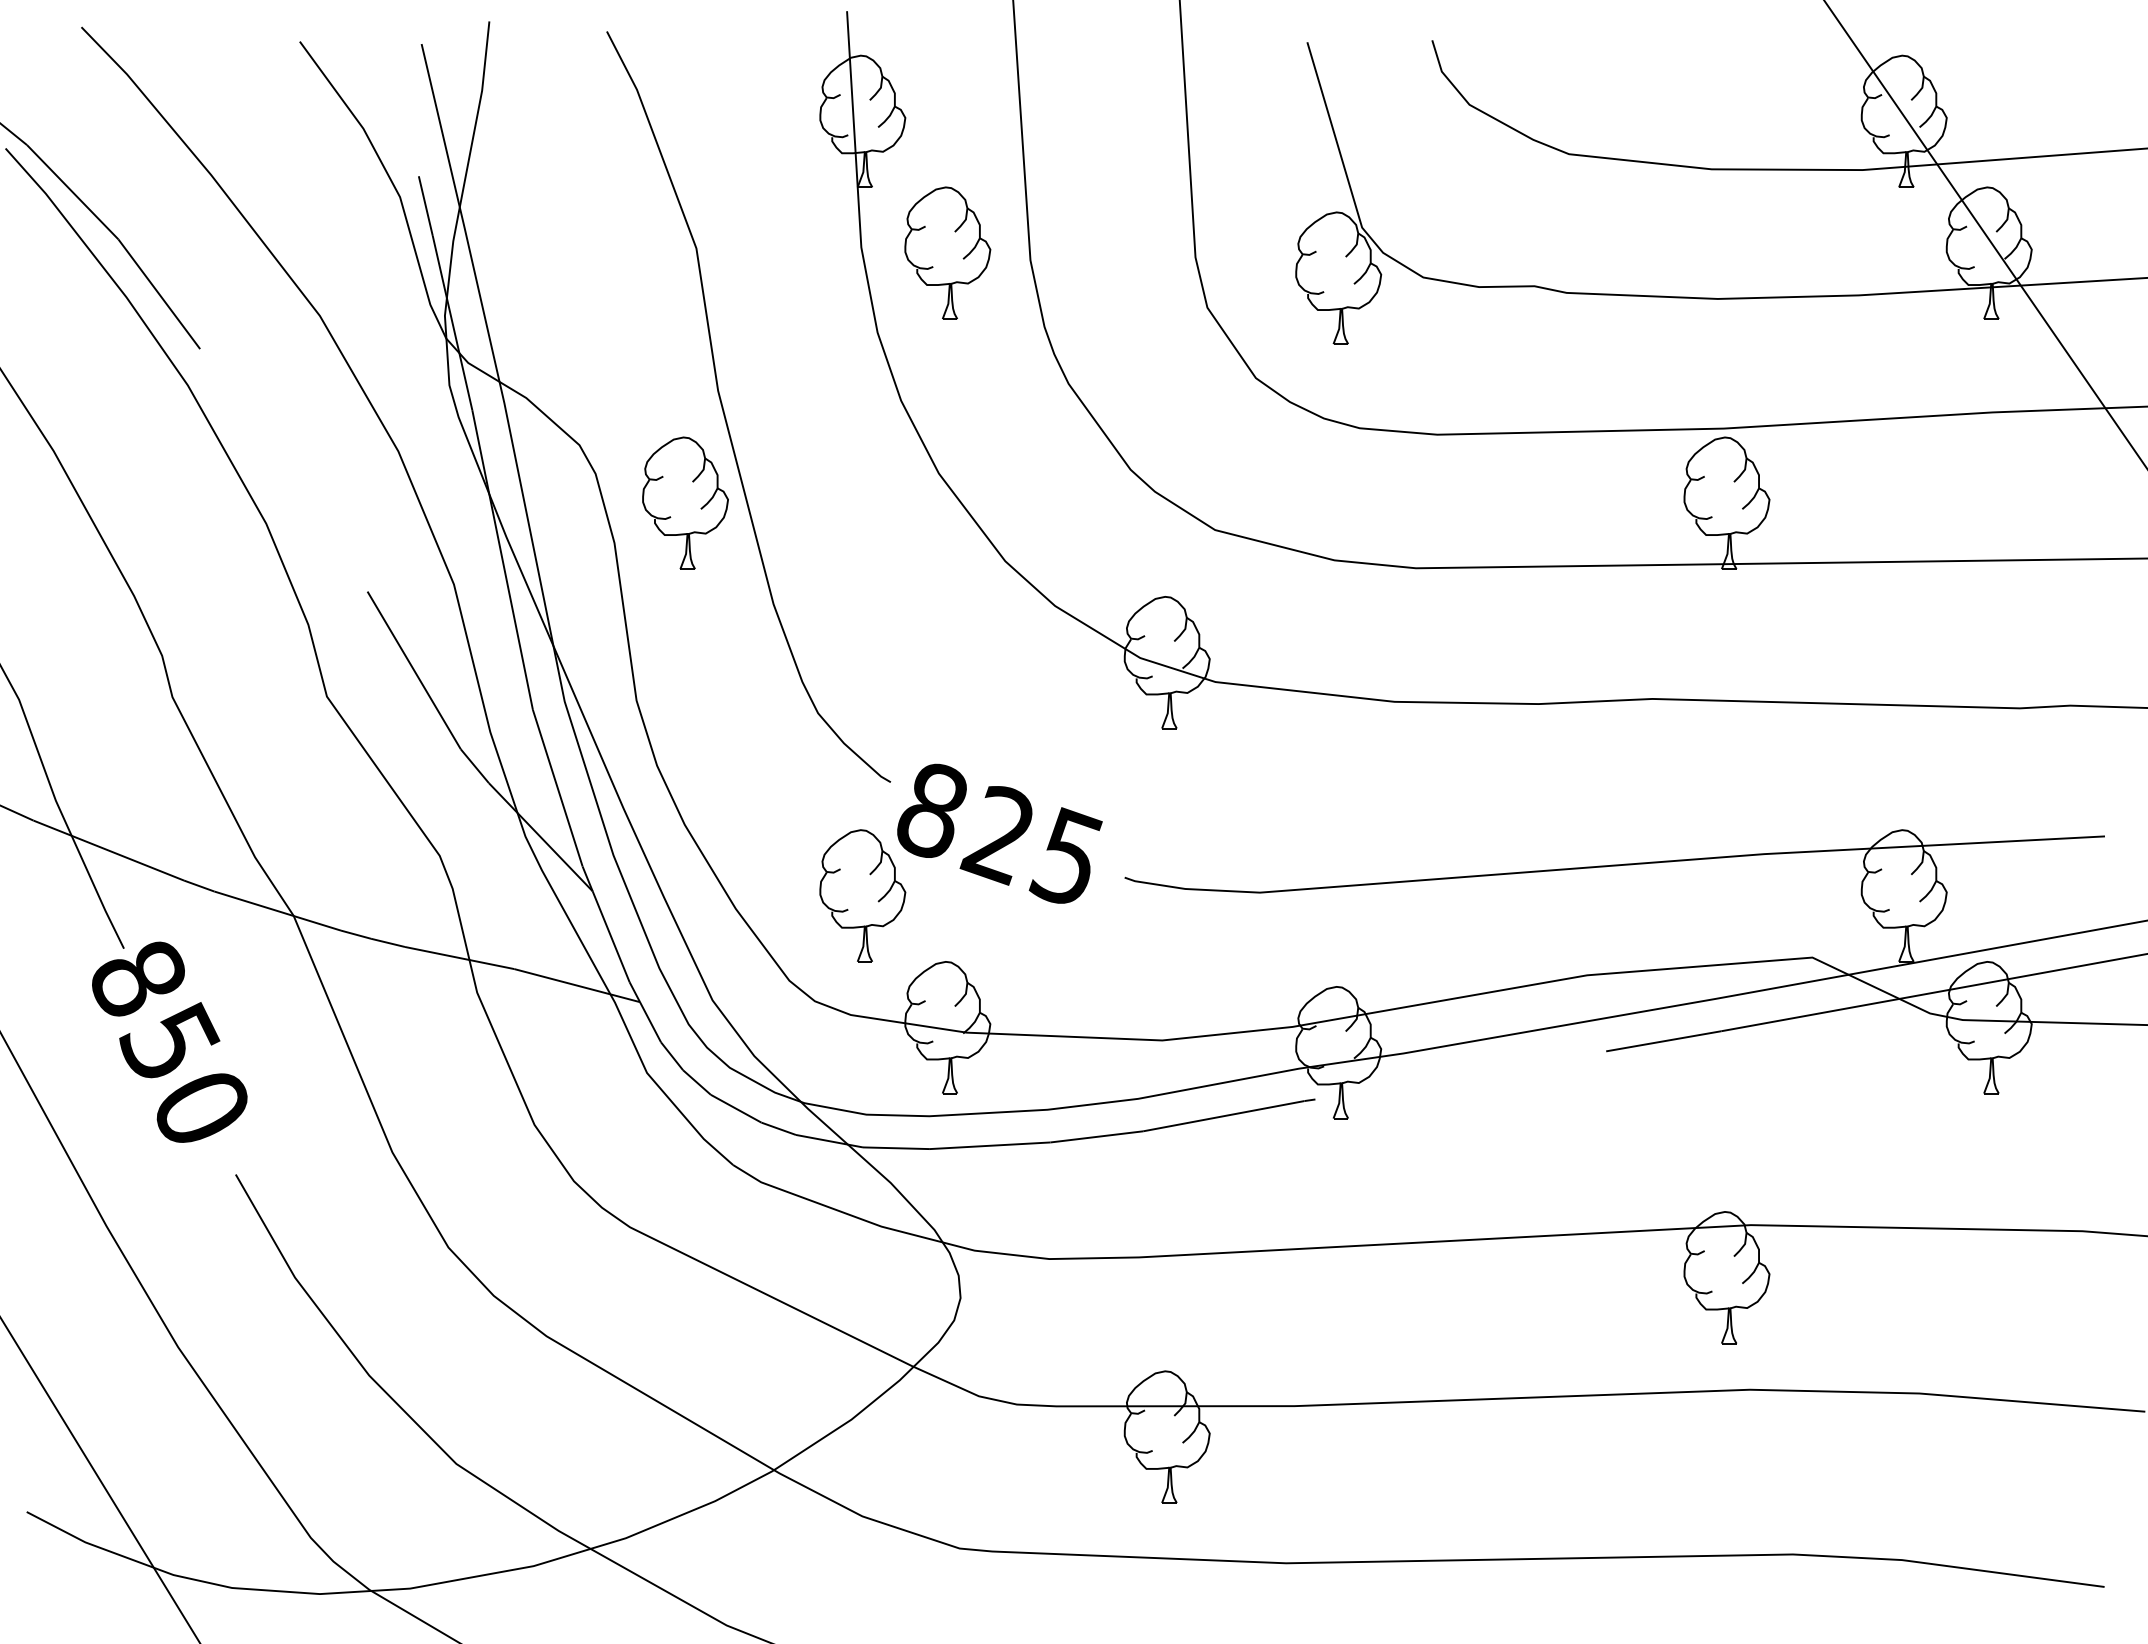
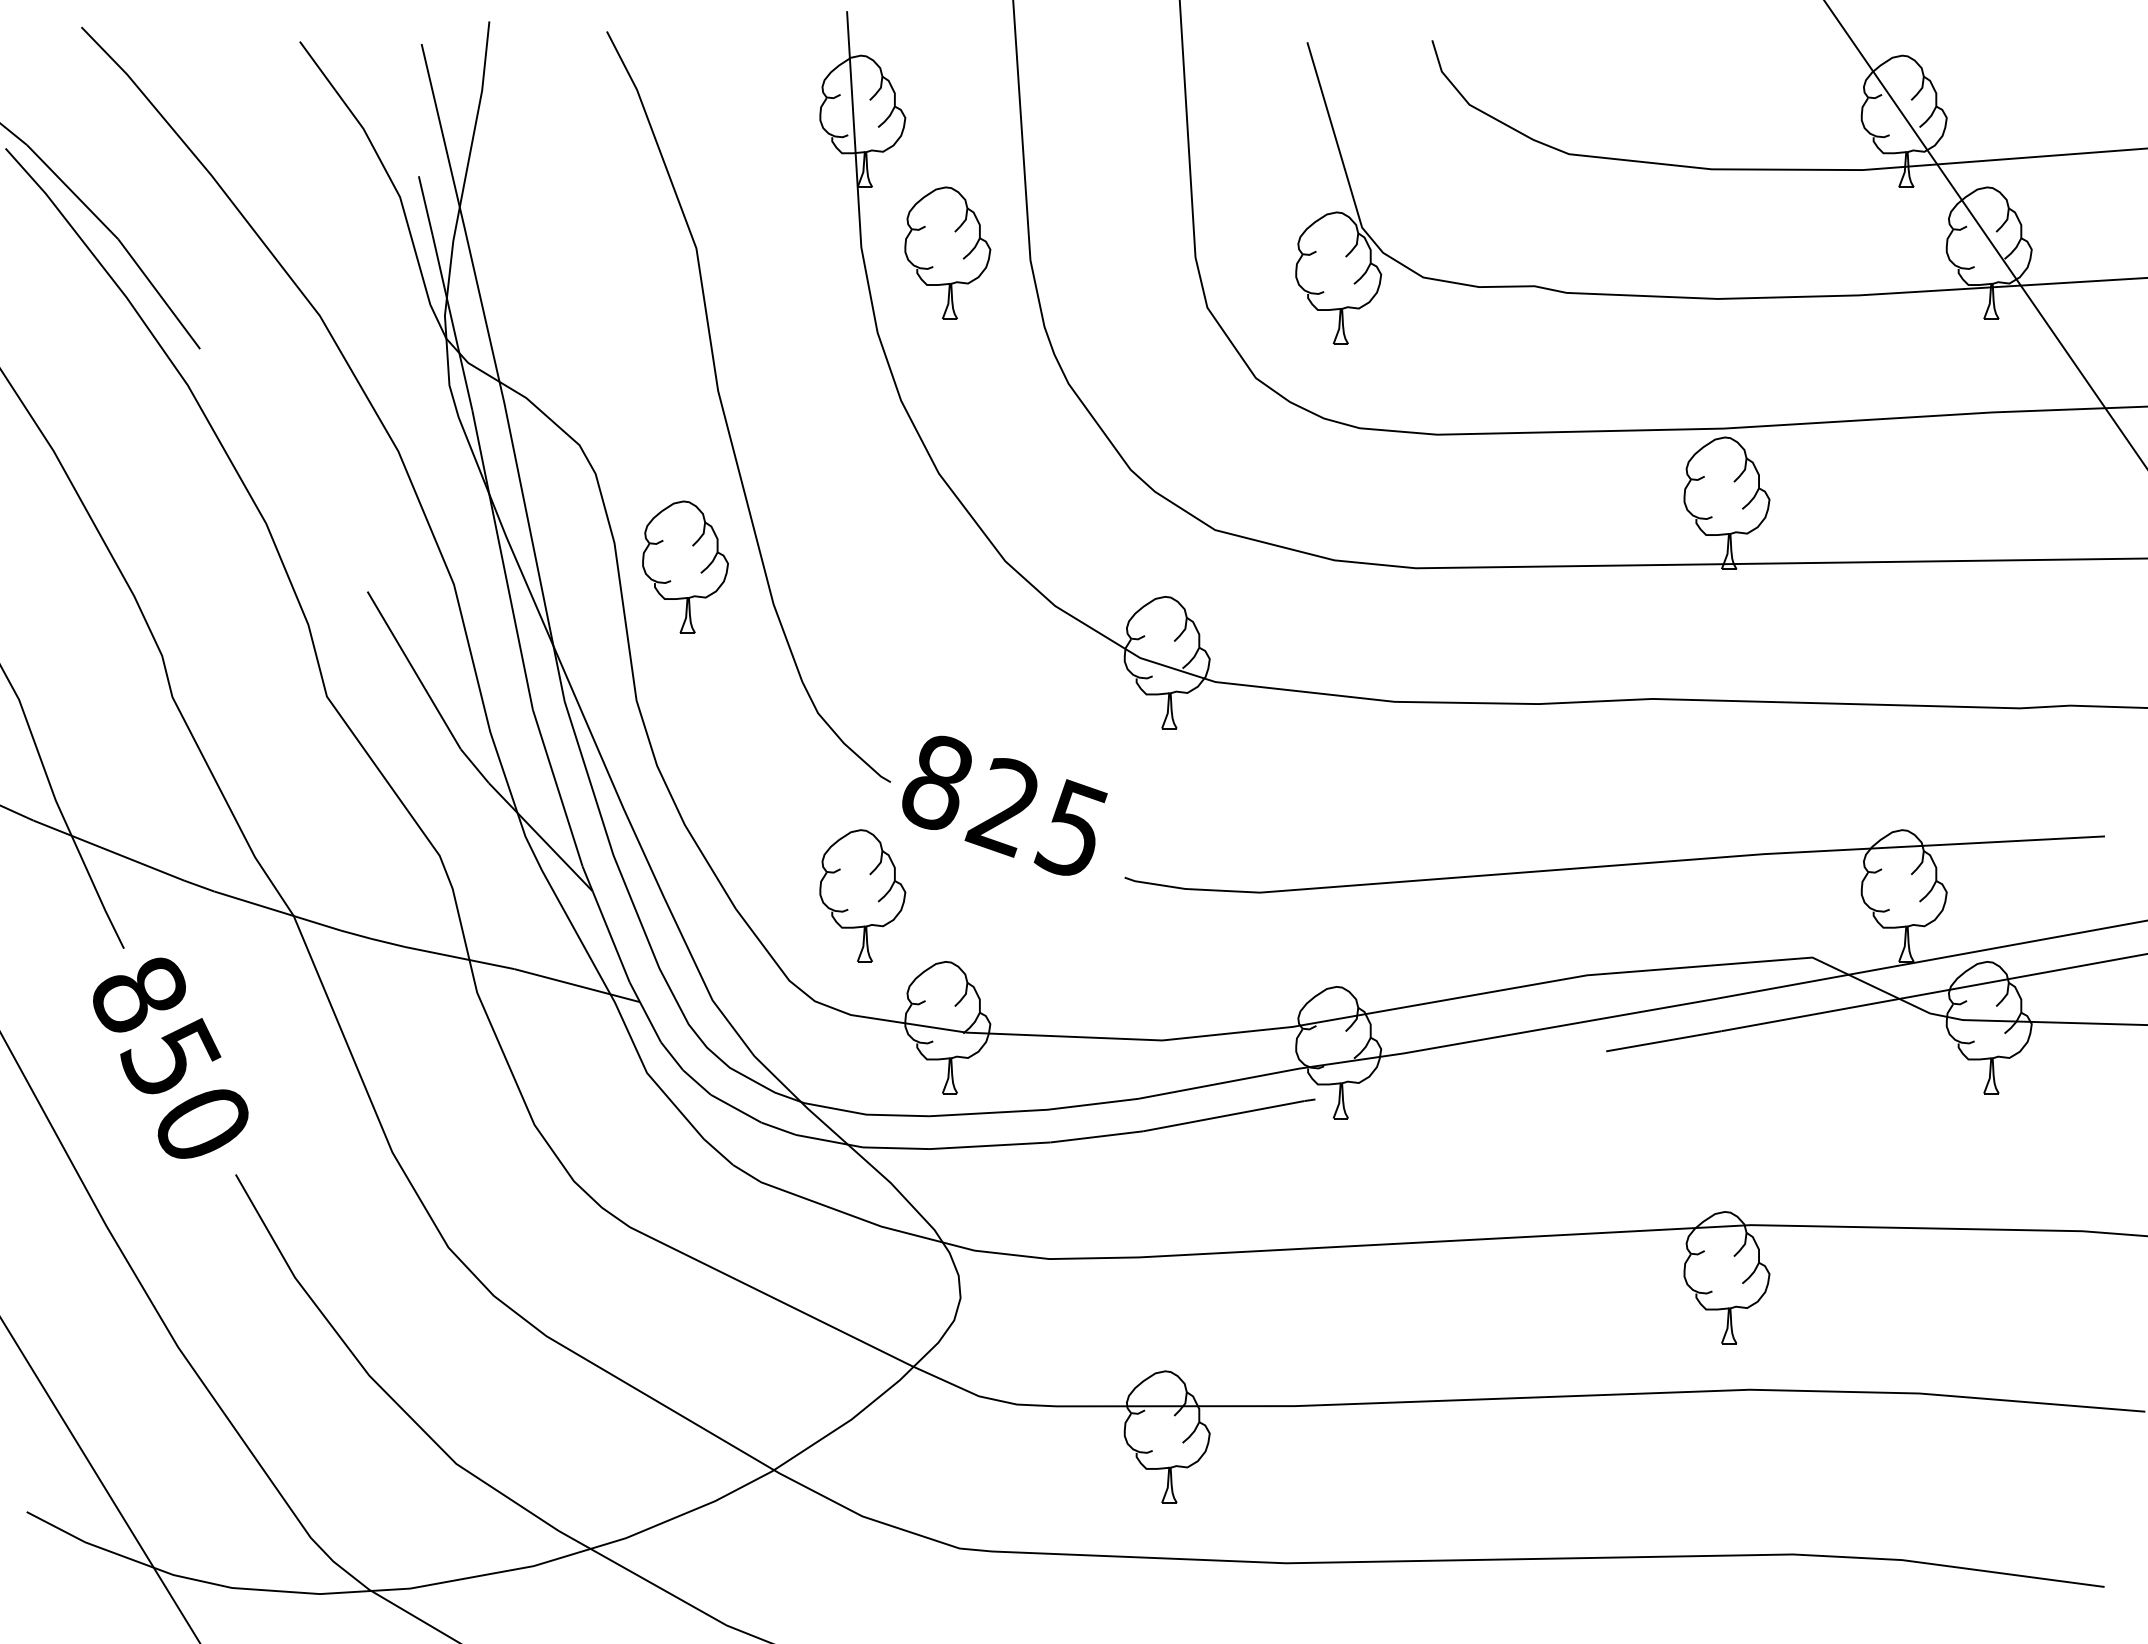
part position: (685, 502) -> (685, 566) (685, 566)
text position: (999, 833) -> (1004, 805) (1004, 805)
text position: (169, 1041) -> (170, 1057) (170, 1057)
